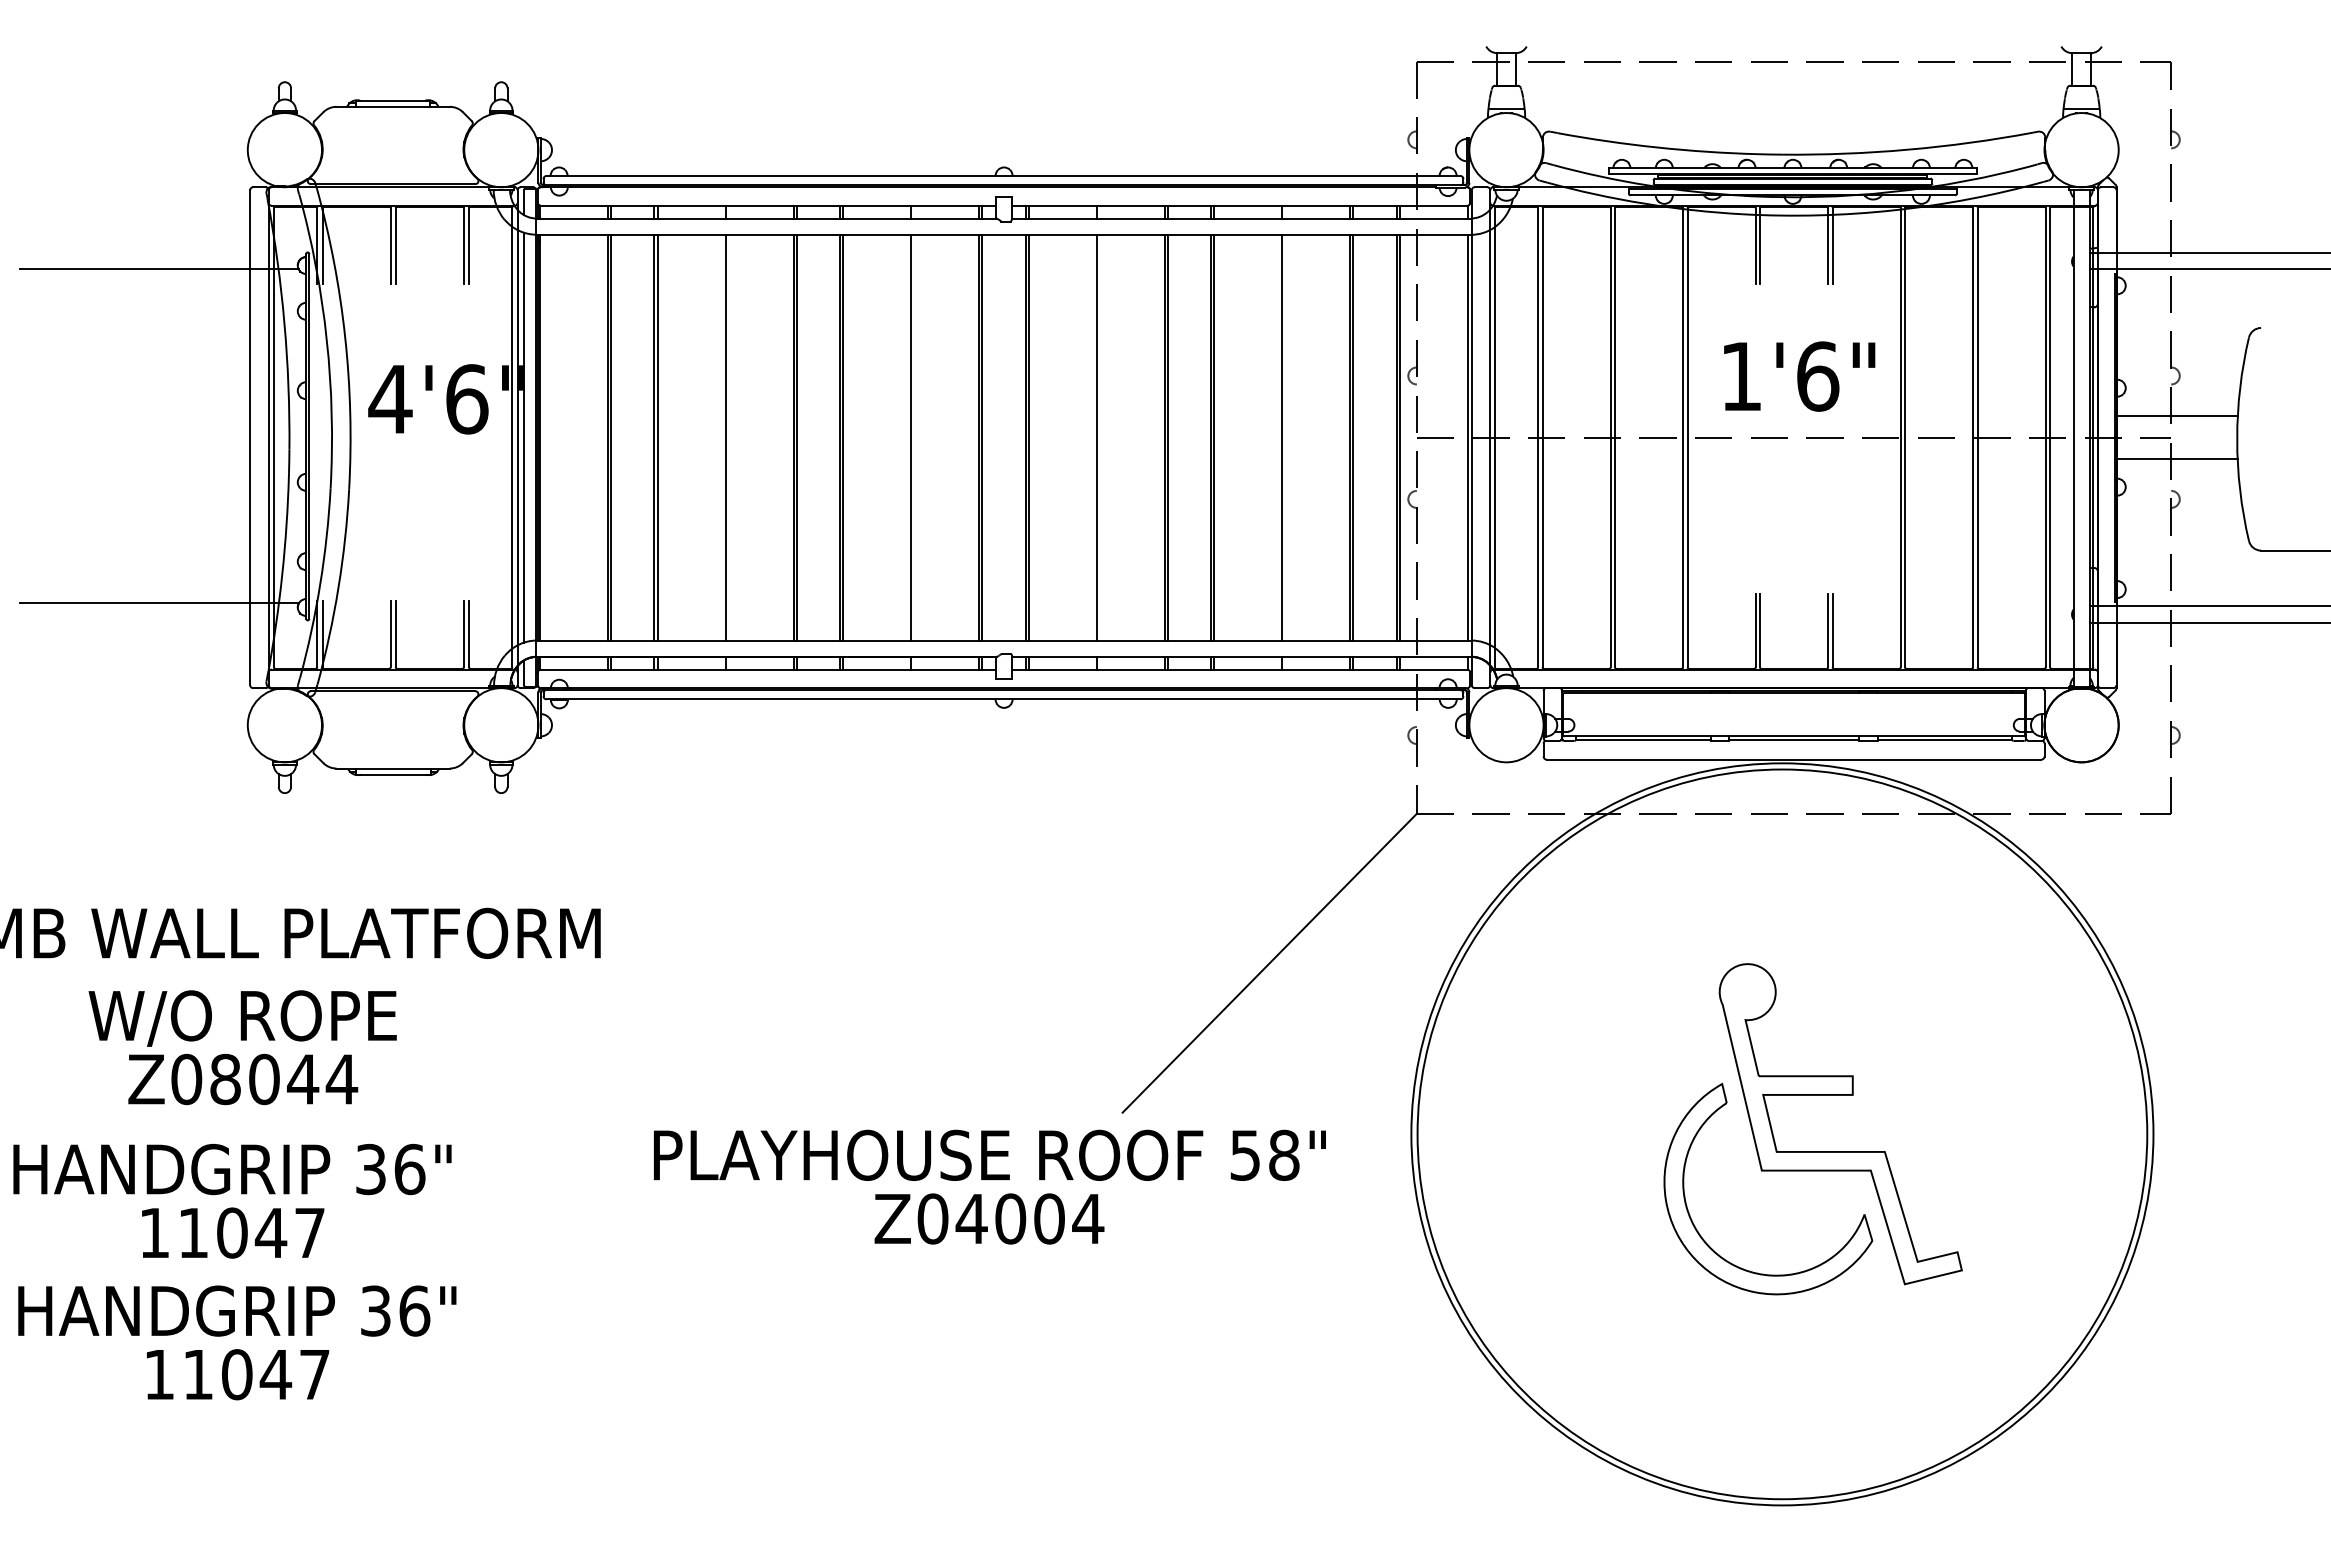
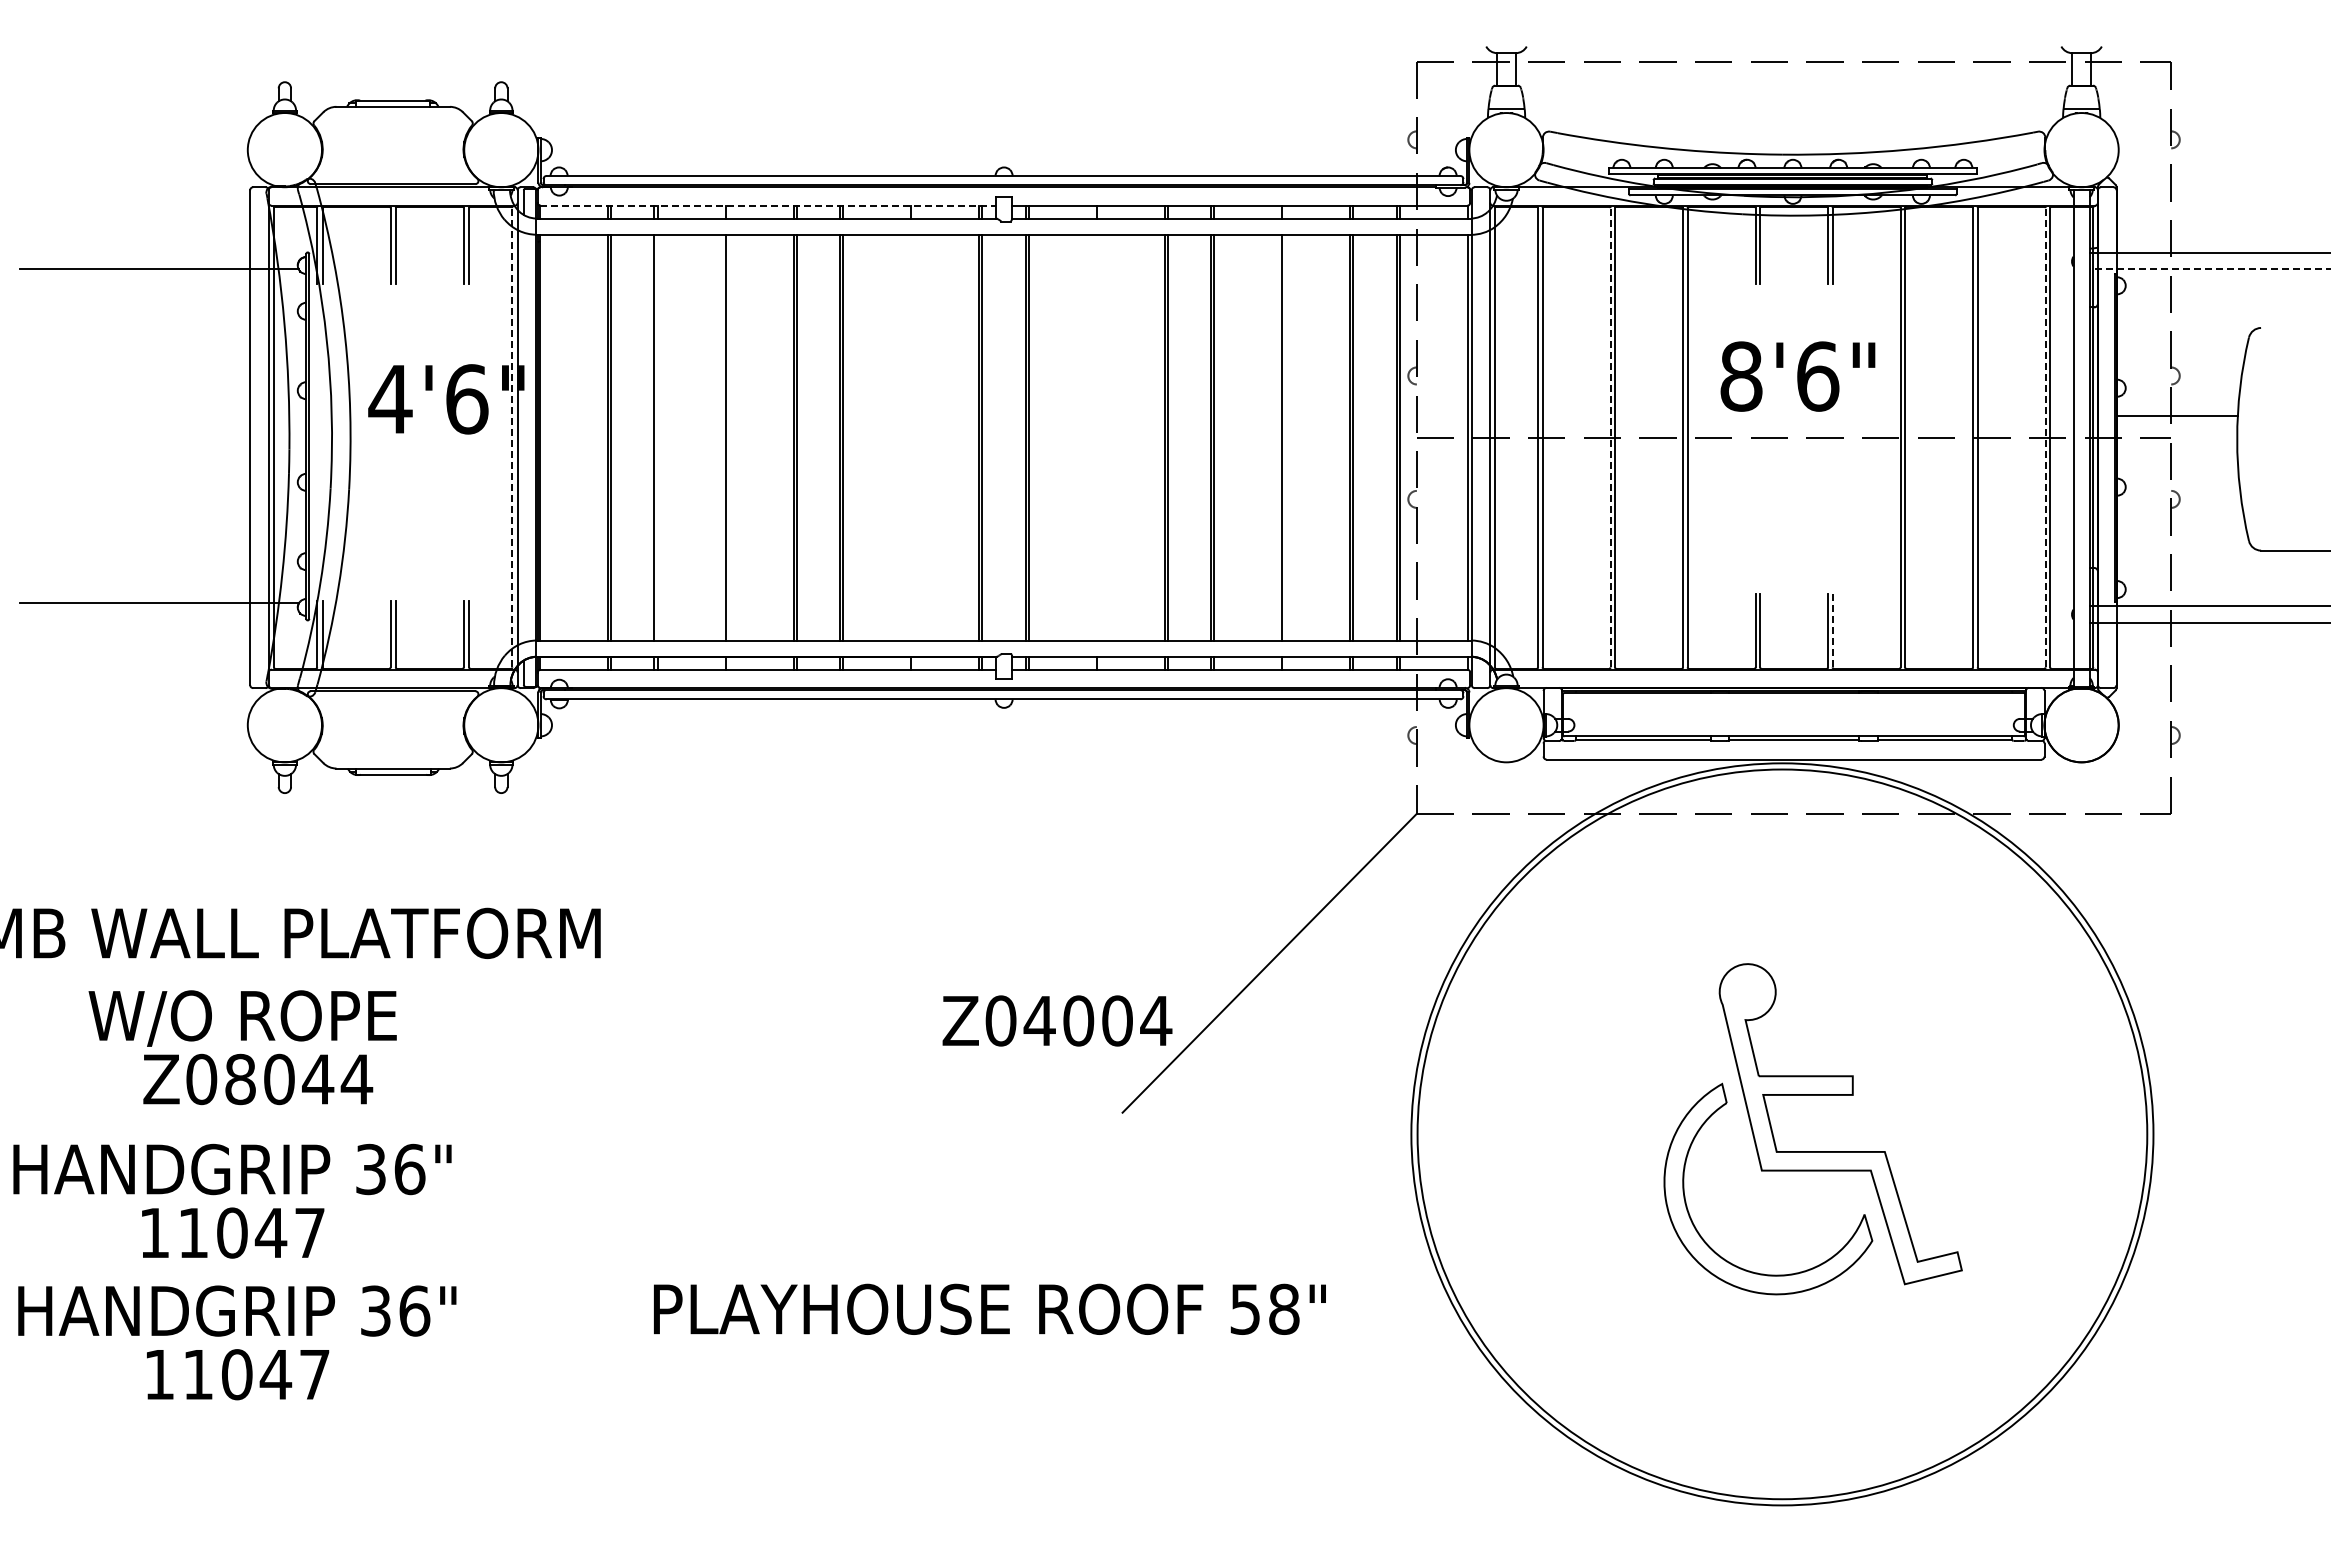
line: solid -> dashed (767, 205)
line: solid -> dashed (2209, 268)
text: 1'6" -> 8'6" (1741, 376)
line: solid -> dashed (512, 437)
line: present -> none (523, 437)
line: present -> none (657, 437)
line: present -> none (911, 437)
line: present -> none (1096, 437)
line: solid -> dashed (1610, 437)
line: solid -> dashed (2045, 437)
line: present -> none (2177, 459)
line: solid -> dashed (1832, 630)
text position: (243, 1079) -> (258, 1079) (258, 1079)
text position: (989, 1154) -> (989, 1308) (989, 1308)
text position: (989, 1218) -> (1057, 1020) (1057, 1020)
